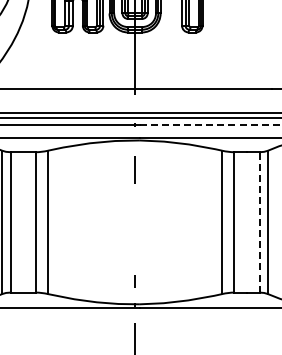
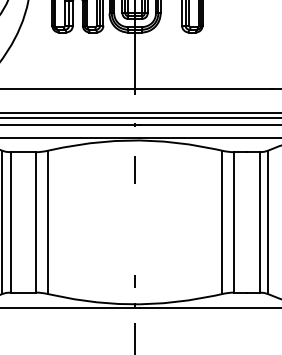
line: dashed -> solid (210, 124)
line: dashed -> solid (259, 221)
